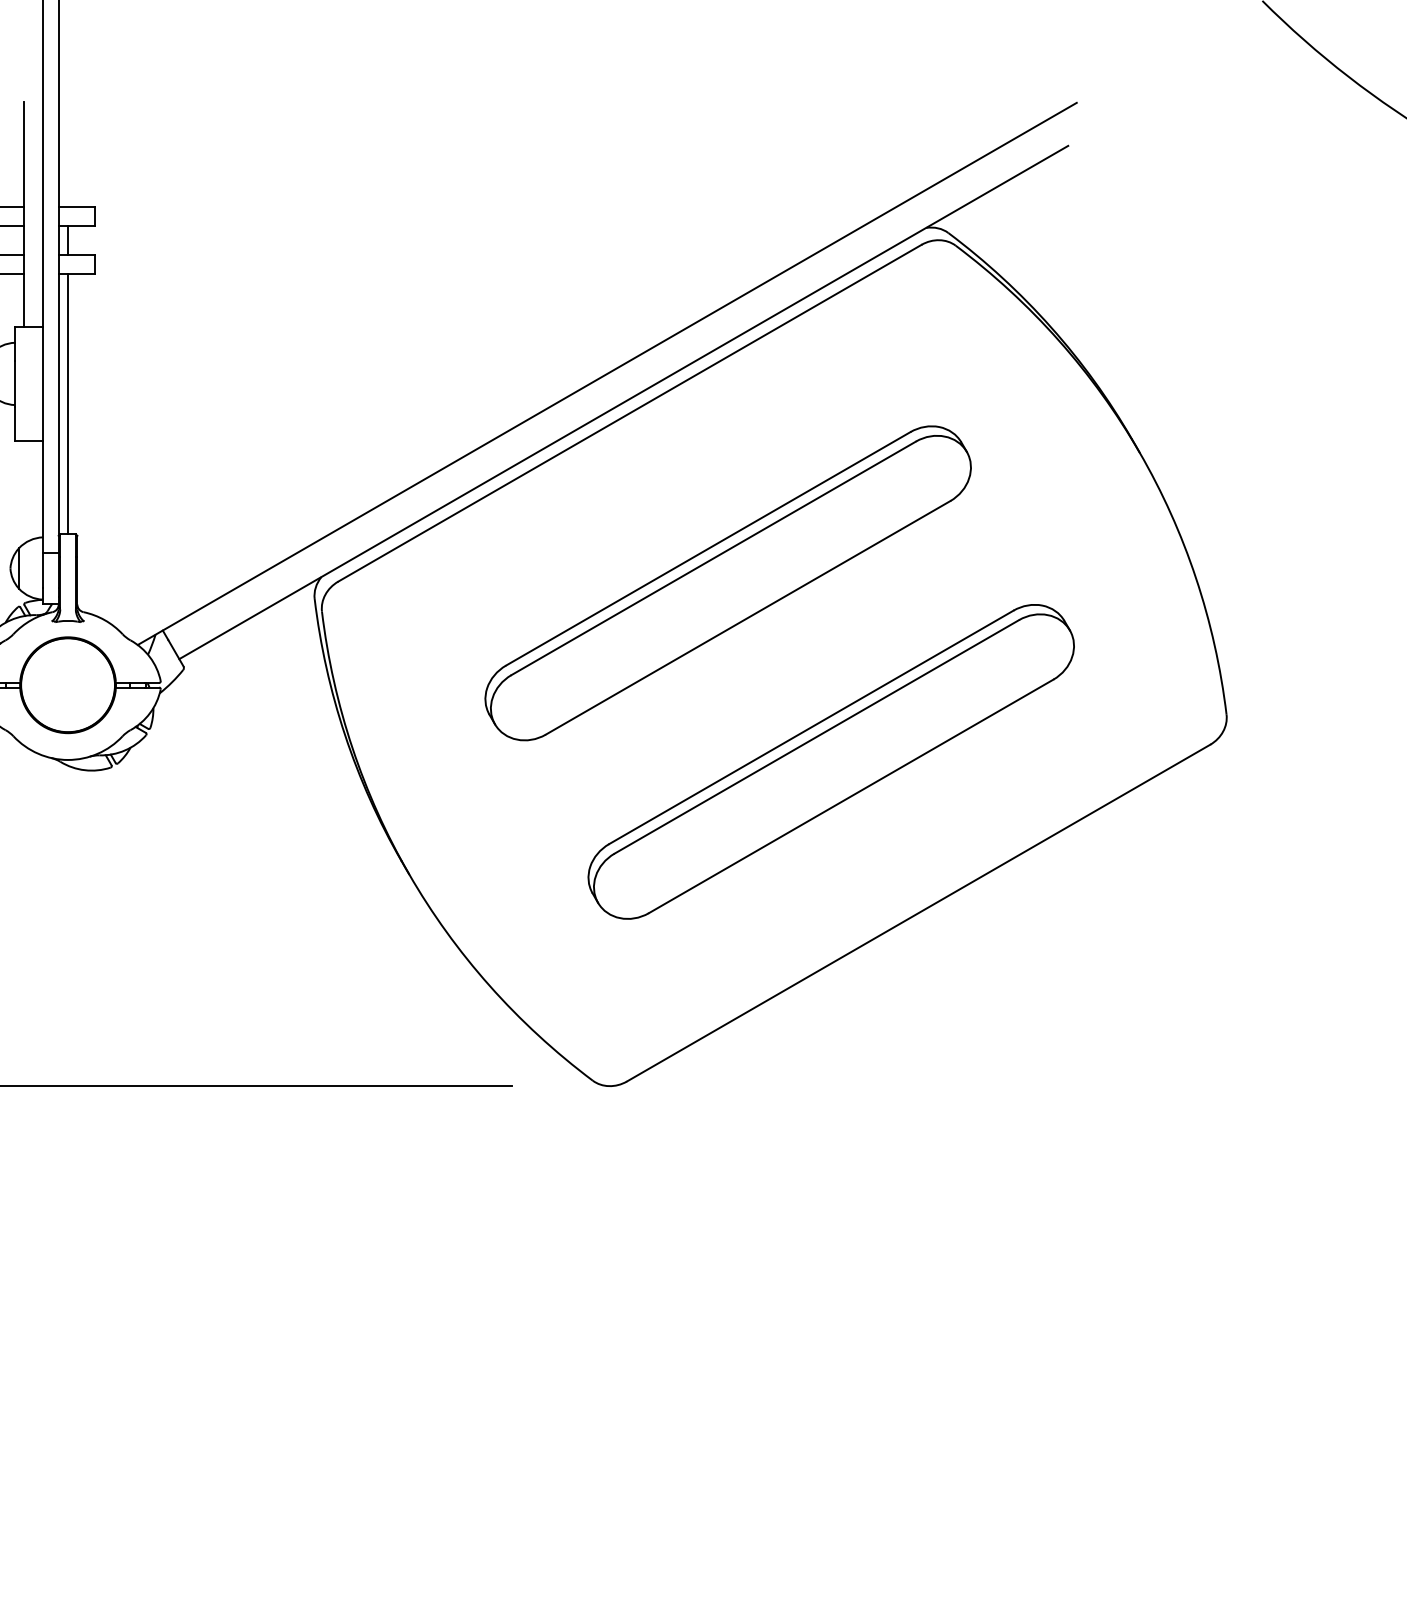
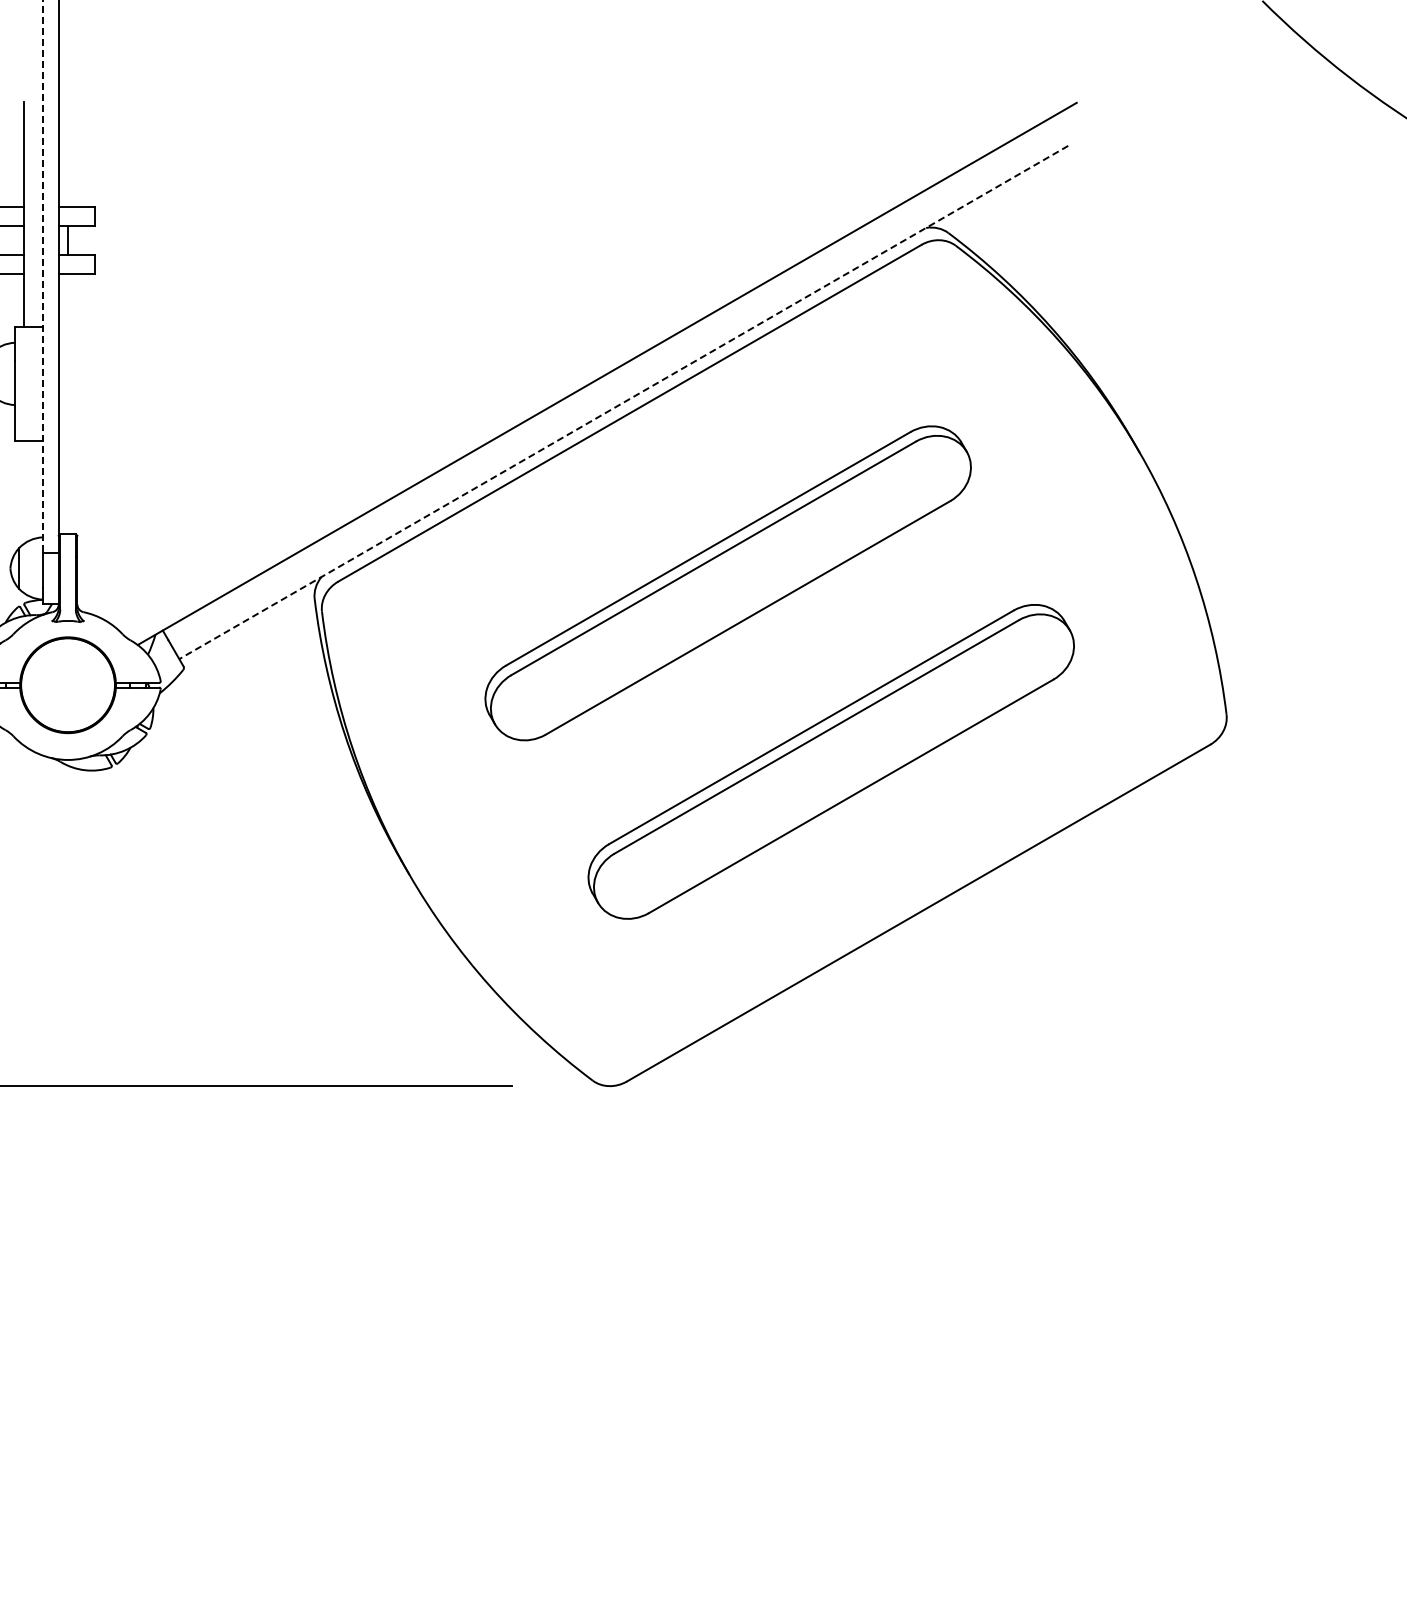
line: solid -> dashed (43, 277)
line: solid -> dashed (623, 402)
line: present -> none (68, 404)
